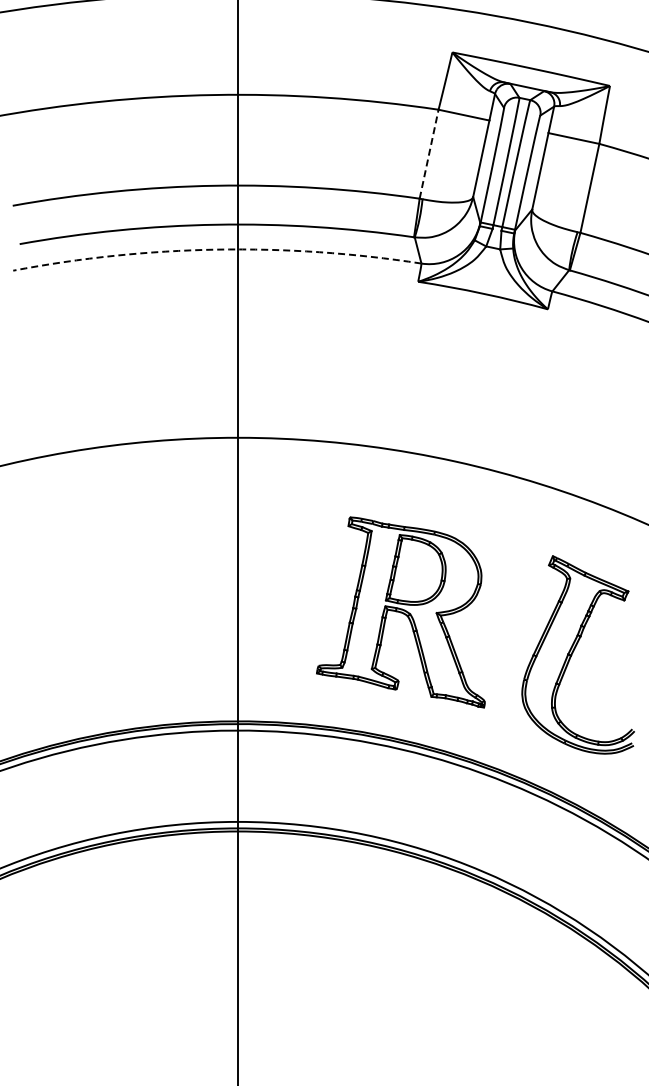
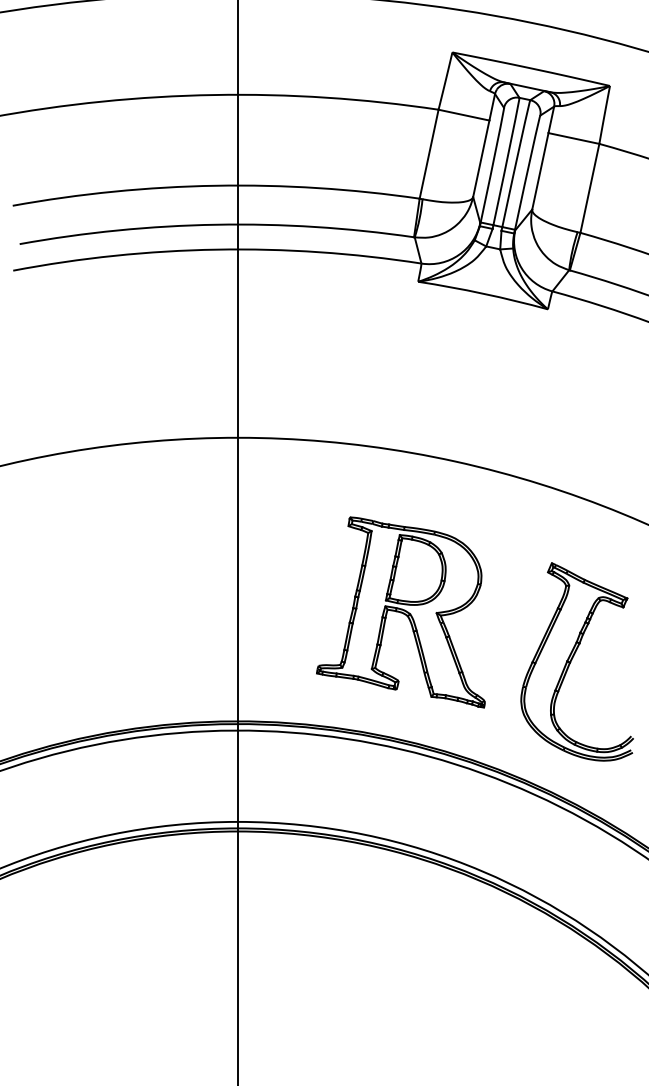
line: dashed -> solid (429, 153)
arc: dashed -> solid (217, 249)
part position: (577, 654) -> (576, 661) (576, 661)
